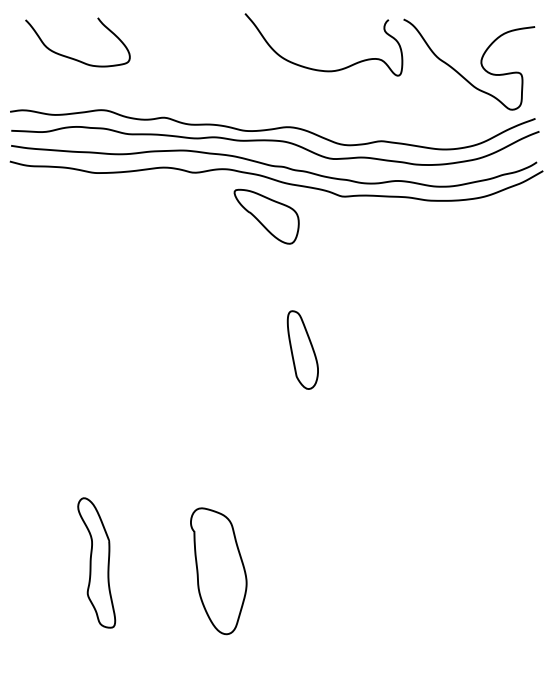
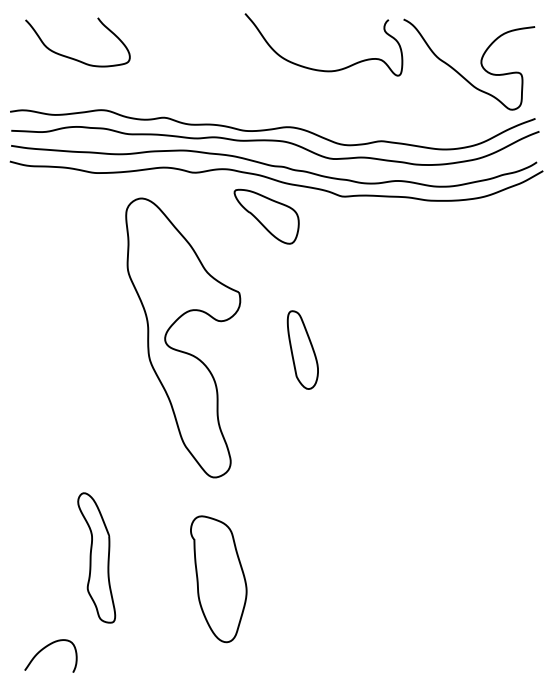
part: none -> present (178, 349)
part position: (96, 562) -> (96, 557) (96, 557)
part position: (218, 571) -> (218, 579) (218, 579)
curve: none -> present (45, 648)
